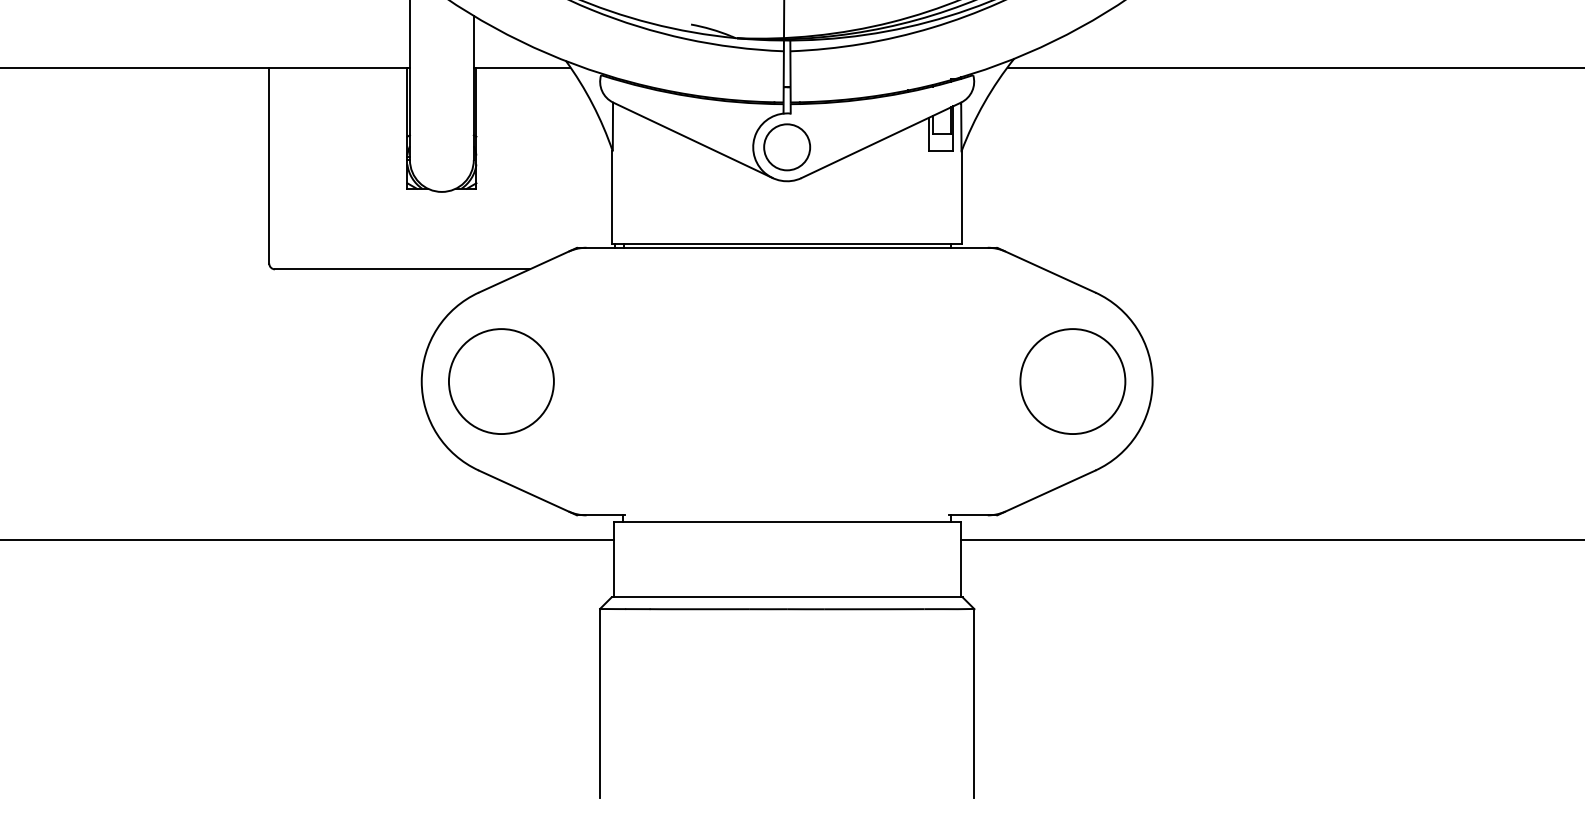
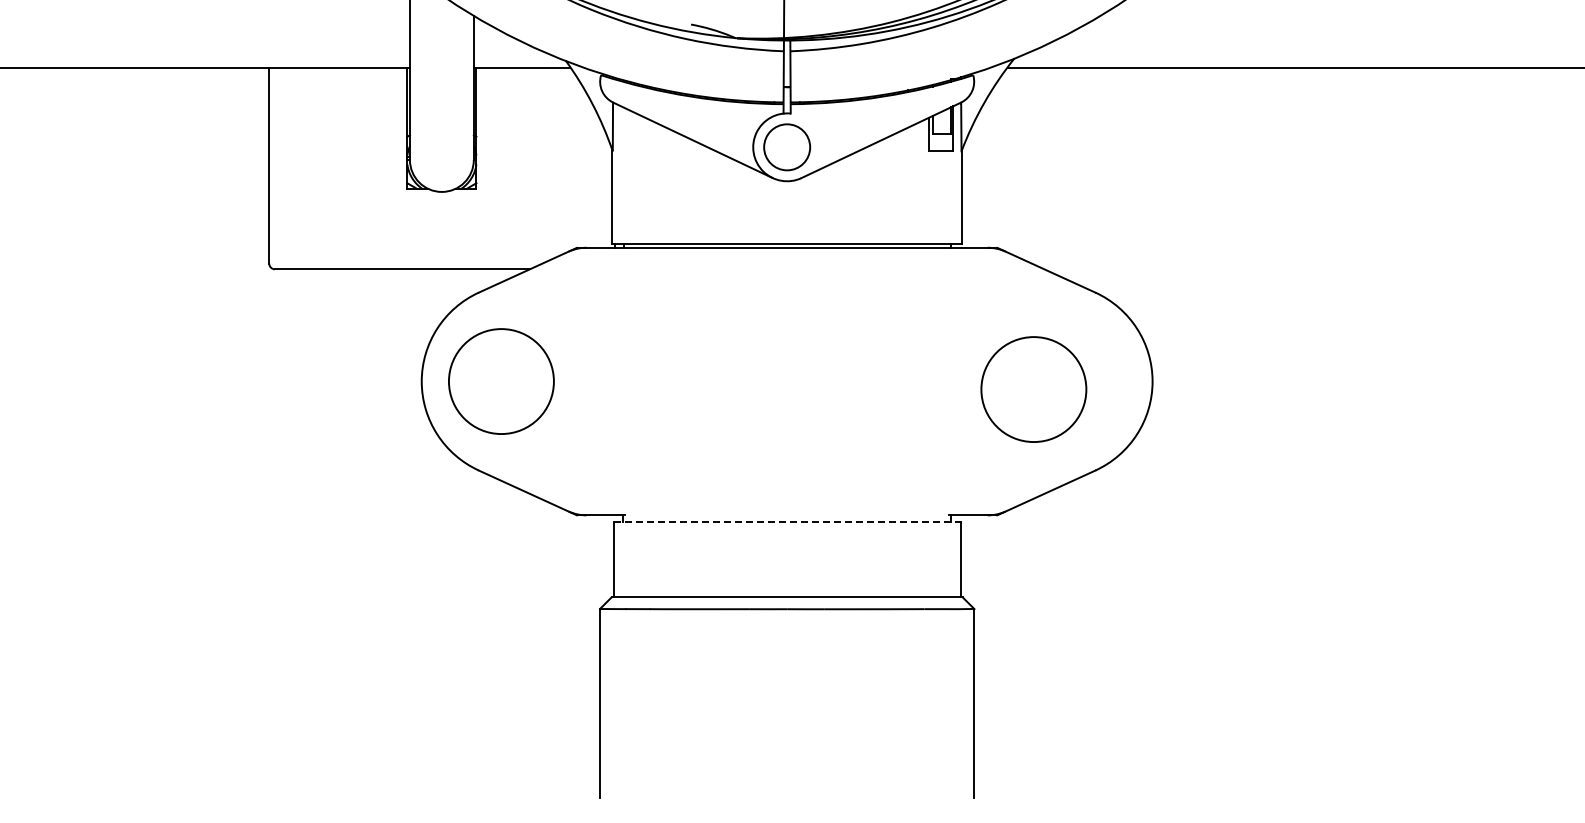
circle position: (1072, 381) -> (1033, 389) (1033, 389)
line: solid -> dashed (787, 521)
line: present -> none (307, 539)
line: present -> none (1270, 539)
